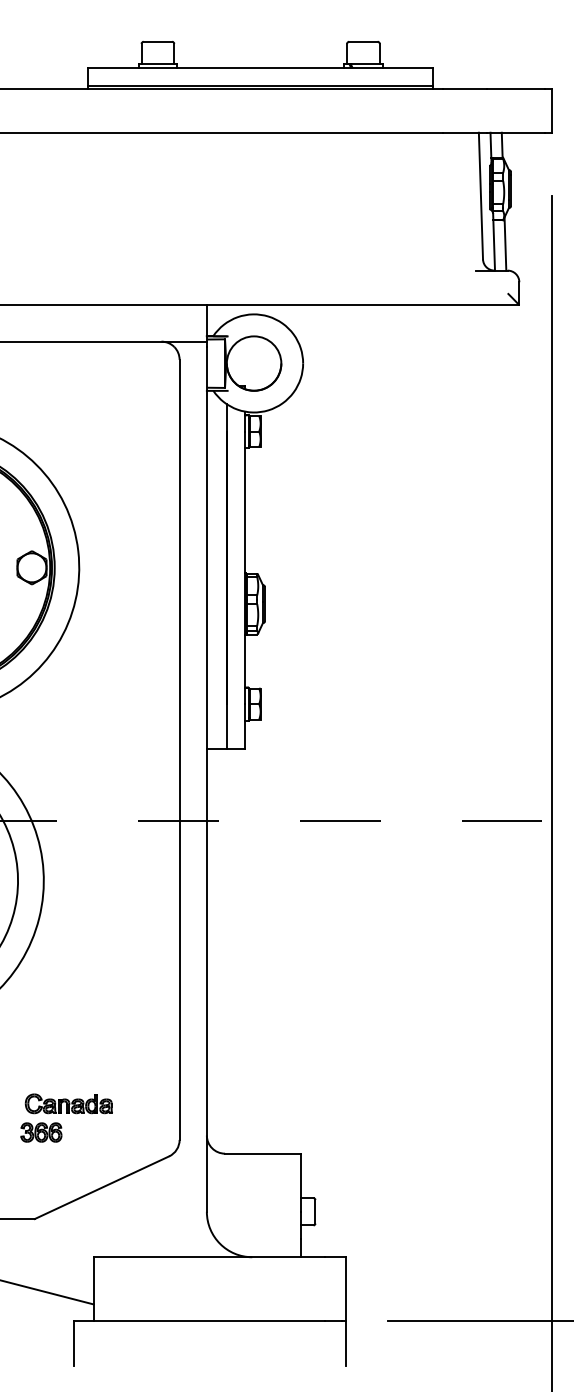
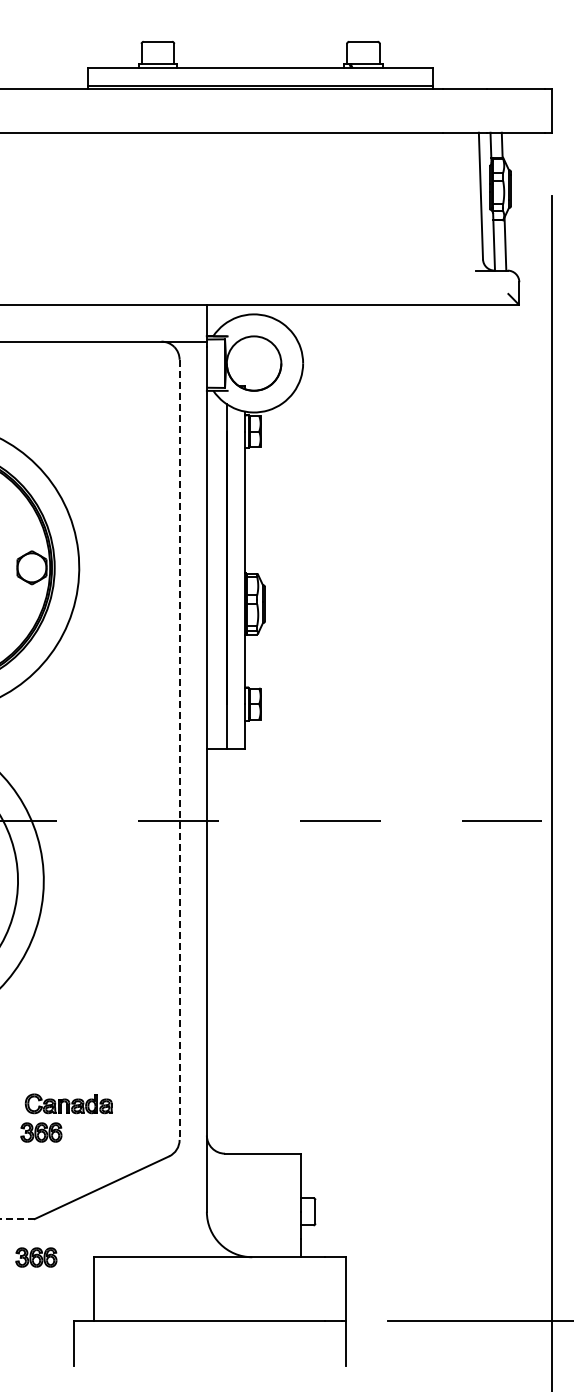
line: solid -> dashed (179, 750)
line: solid -> dashed (17, 1219)
part: none -> present (36, 1257)
line: present -> none (47, 1292)
